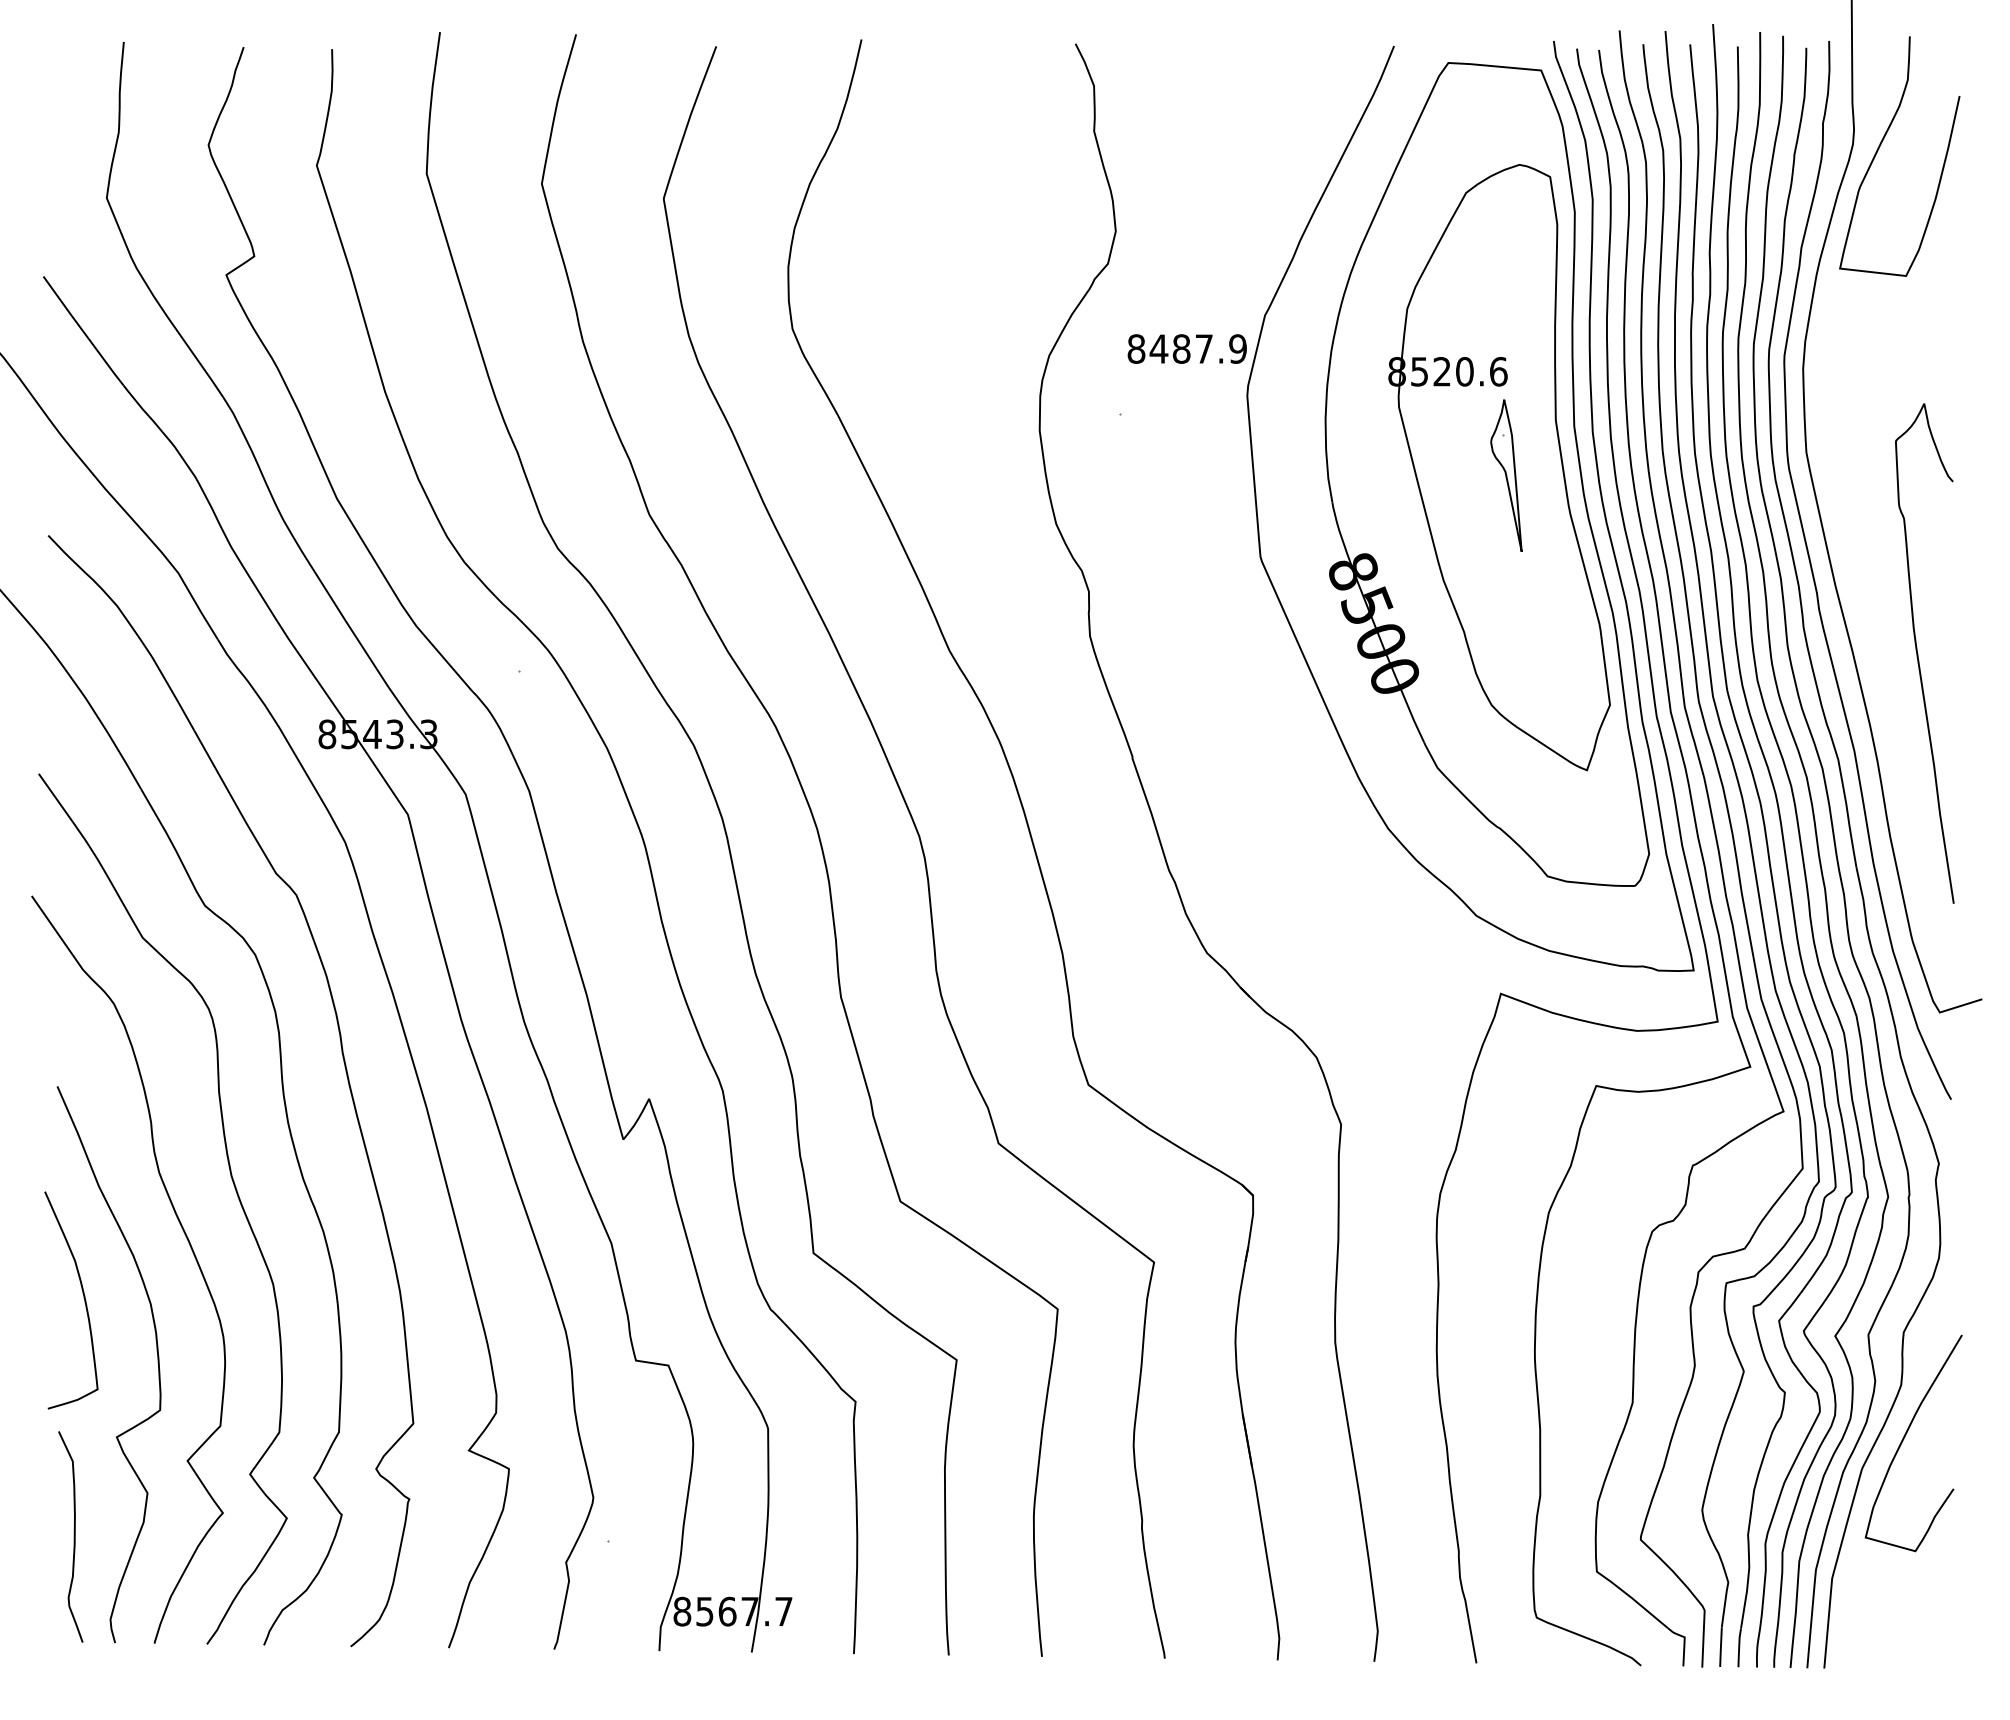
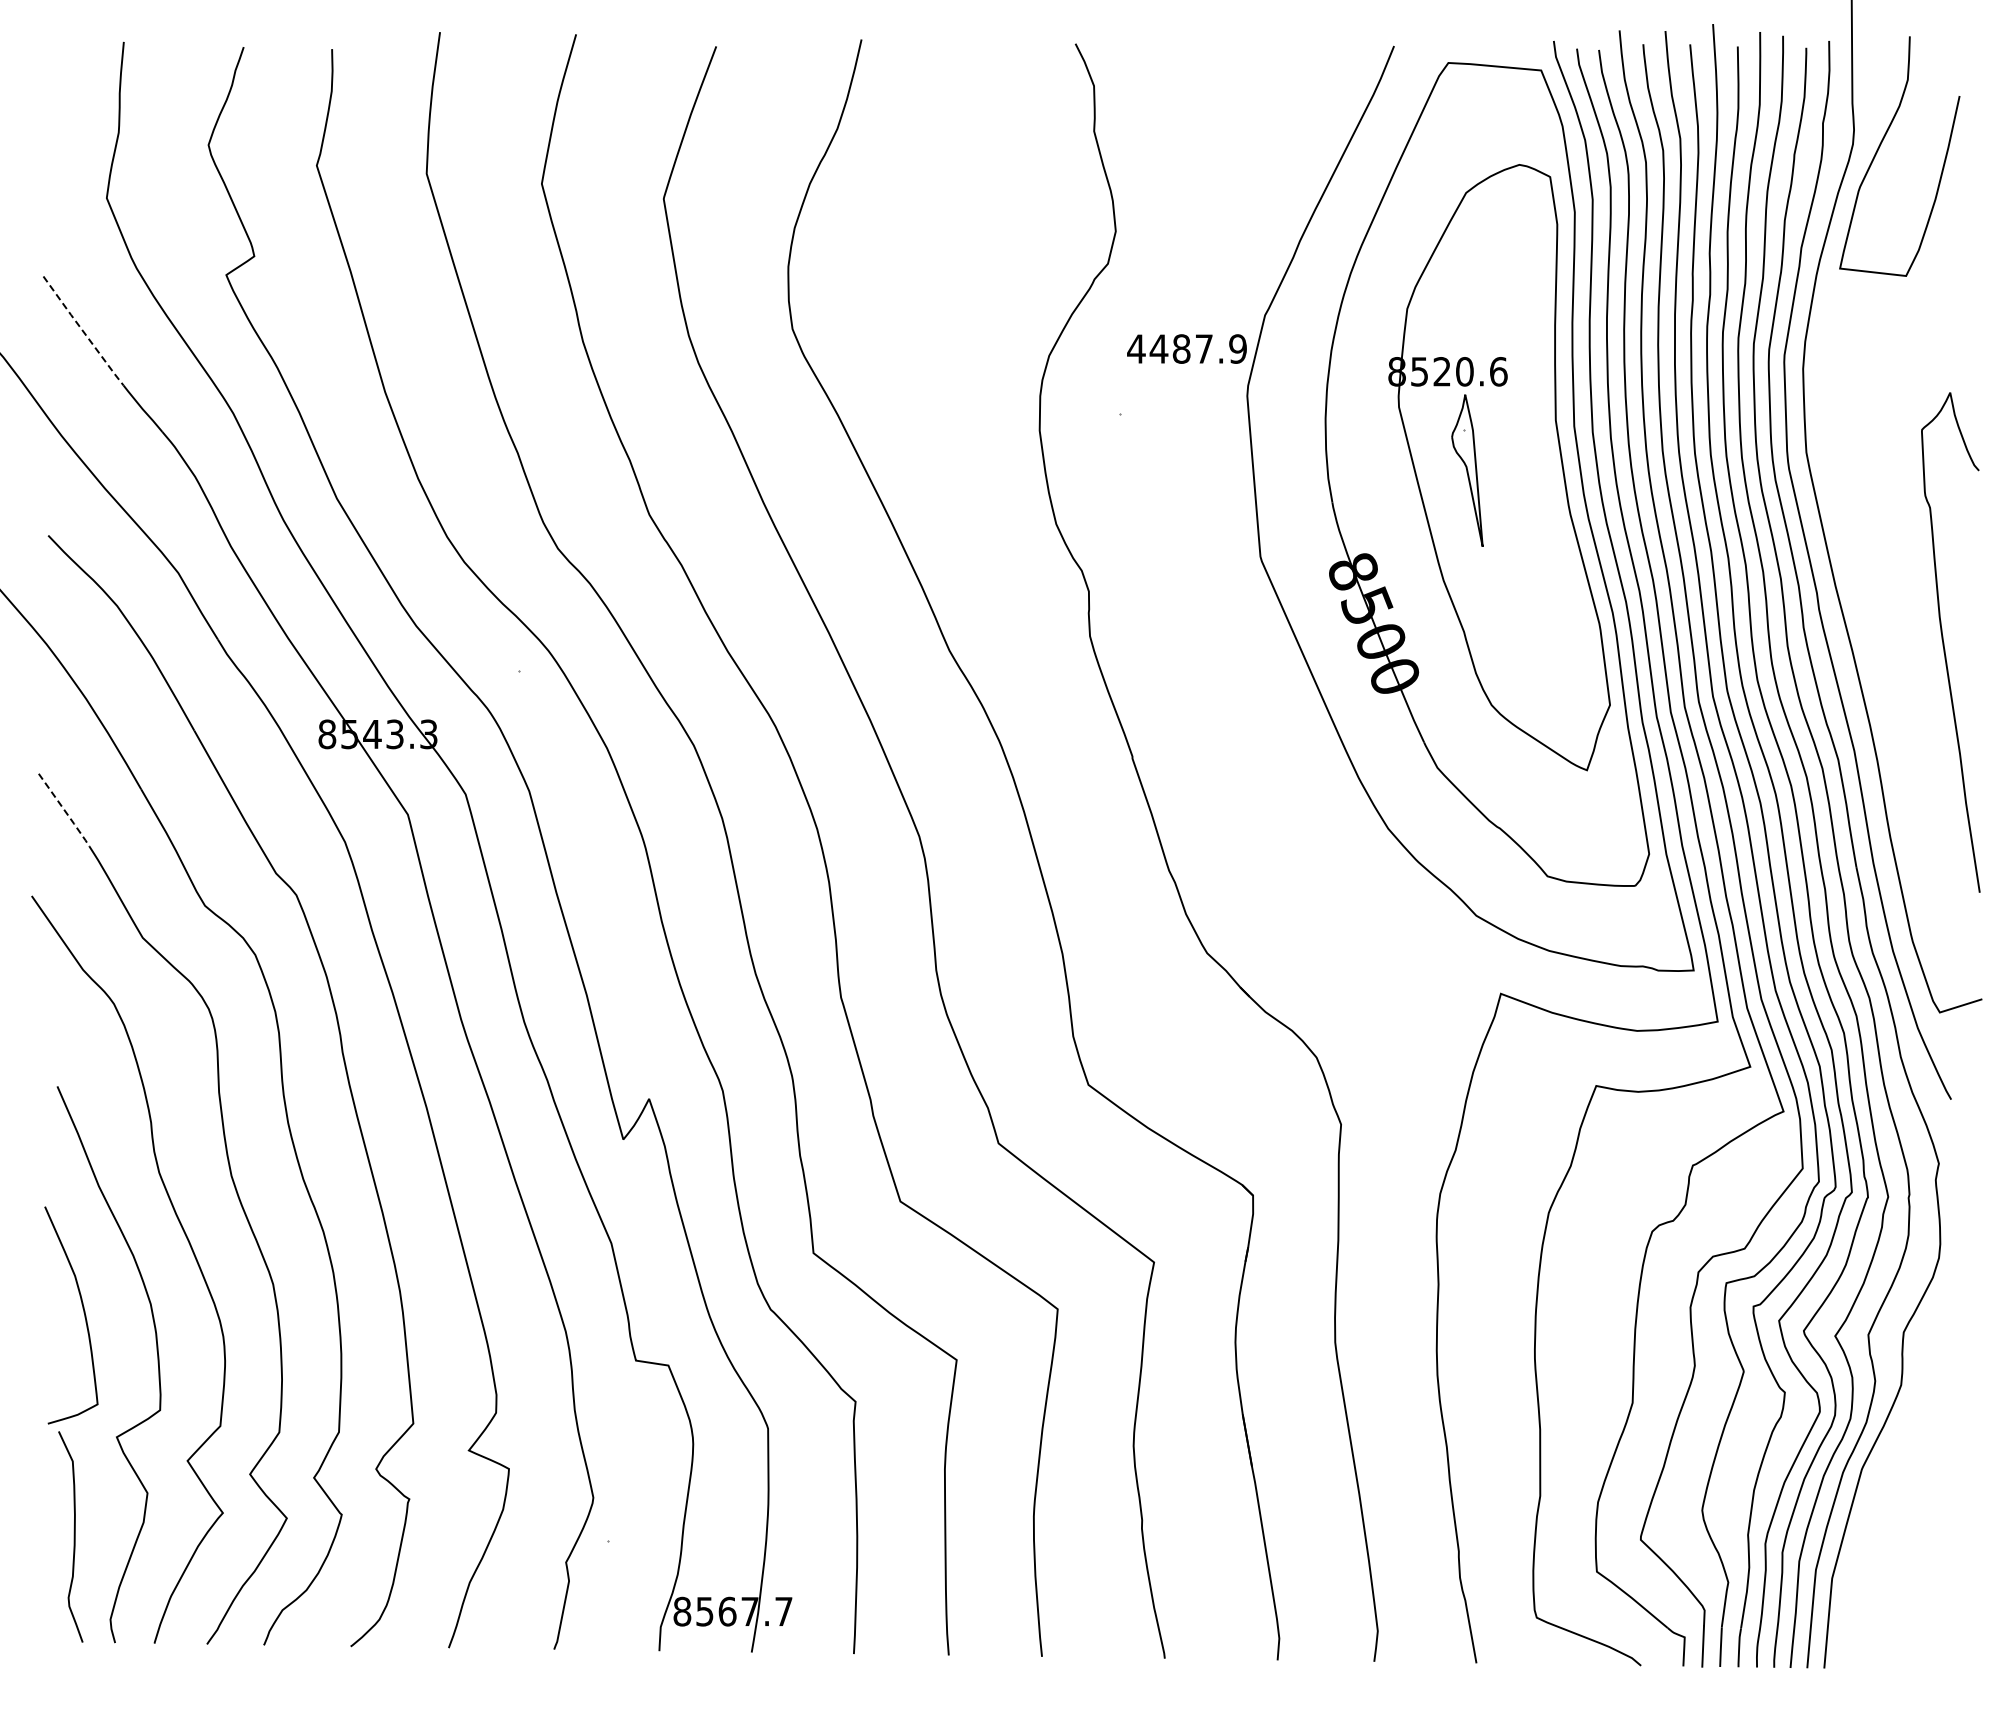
line: solid -> dashed (83, 331)
text: 8487.9 -> 4487.9 (1136, 348)
part position: (1506, 475) -> (1467, 470) (1467, 470)
curve position: (1918, 653) -> (1944, 642) (1944, 642)
line: solid -> dashed (64, 810)
curve position: (83, 1298) -> (83, 1313) (83, 1313)
curve: present -> none (1904, 1439)
